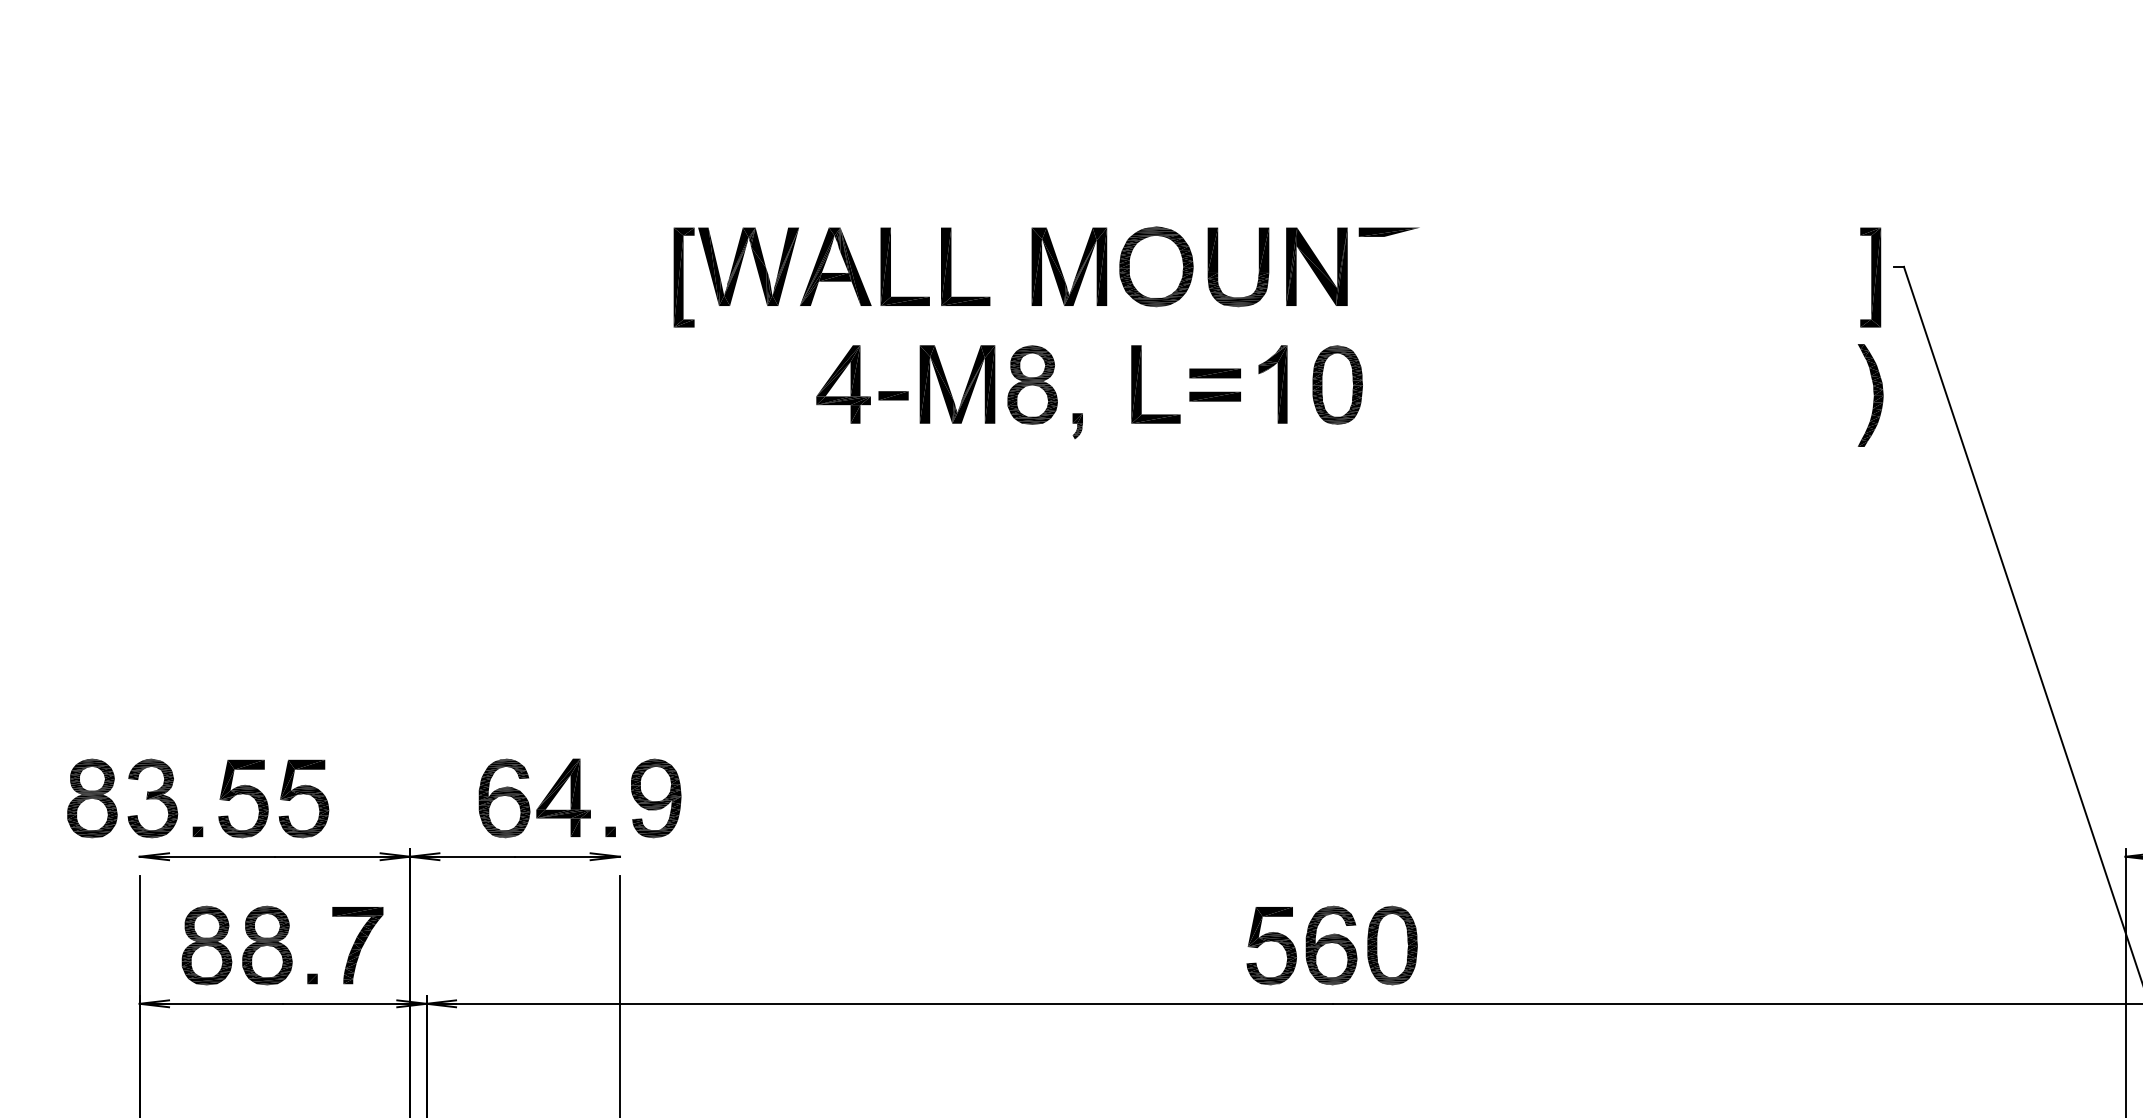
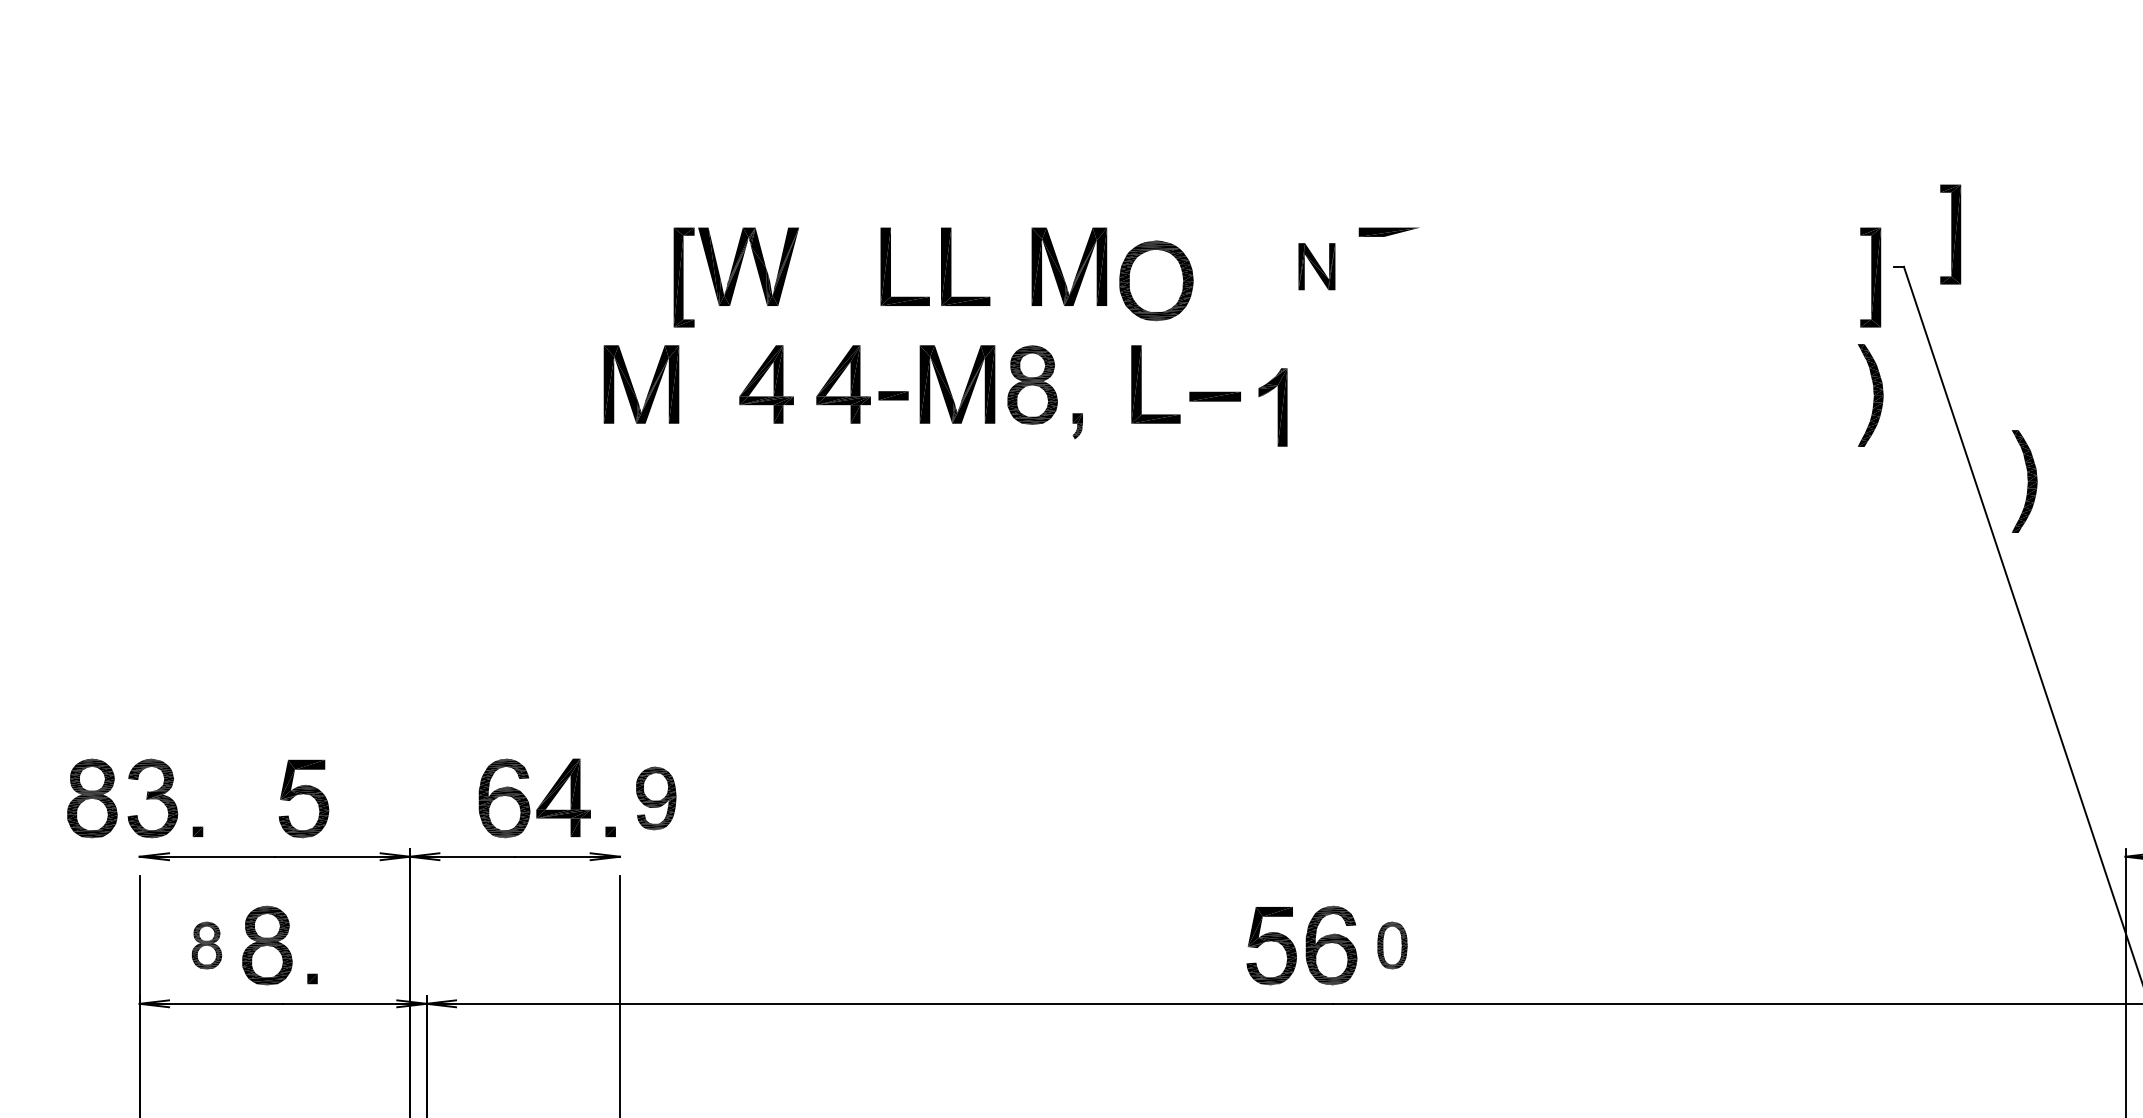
part: none -> present (1950, 234)
part: present -> none (835, 266)
part position: (1156, 266) -> (1156, 280) (1156, 280)
part size: 62x79 px -> 38x48 px (1316, 266)
part: present -> none (1218, 267)
part: present -> none (1214, 373)
part: none -> present (766, 384)
part position: (1272, 384) -> (1272, 407) (1272, 407)
part: present -> none (1337, 384)
part: none -> present (633, 387)
part: none -> present (2024, 481)
part: present -> none (243, 798)
part size: 51x81 px -> 41x65 px (656, 798)
part size: 52x81 px -> 31x49 px (207, 945)
part: present -> none (357, 945)
part size: 51x81 px -> 31x49 px (1392, 945)
